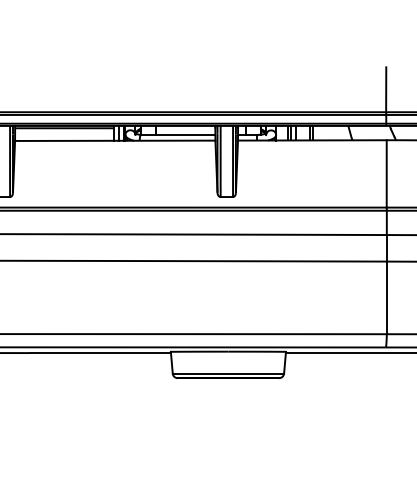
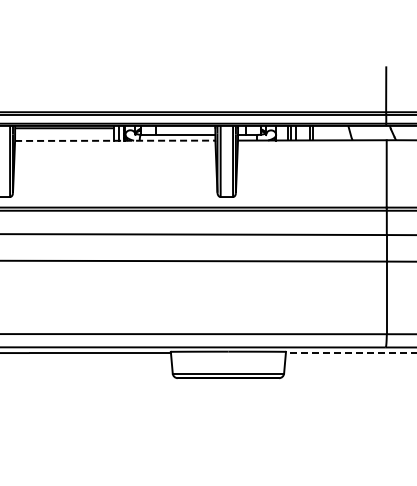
line: solid -> dashed (115, 140)
line: solid -> dashed (350, 353)
